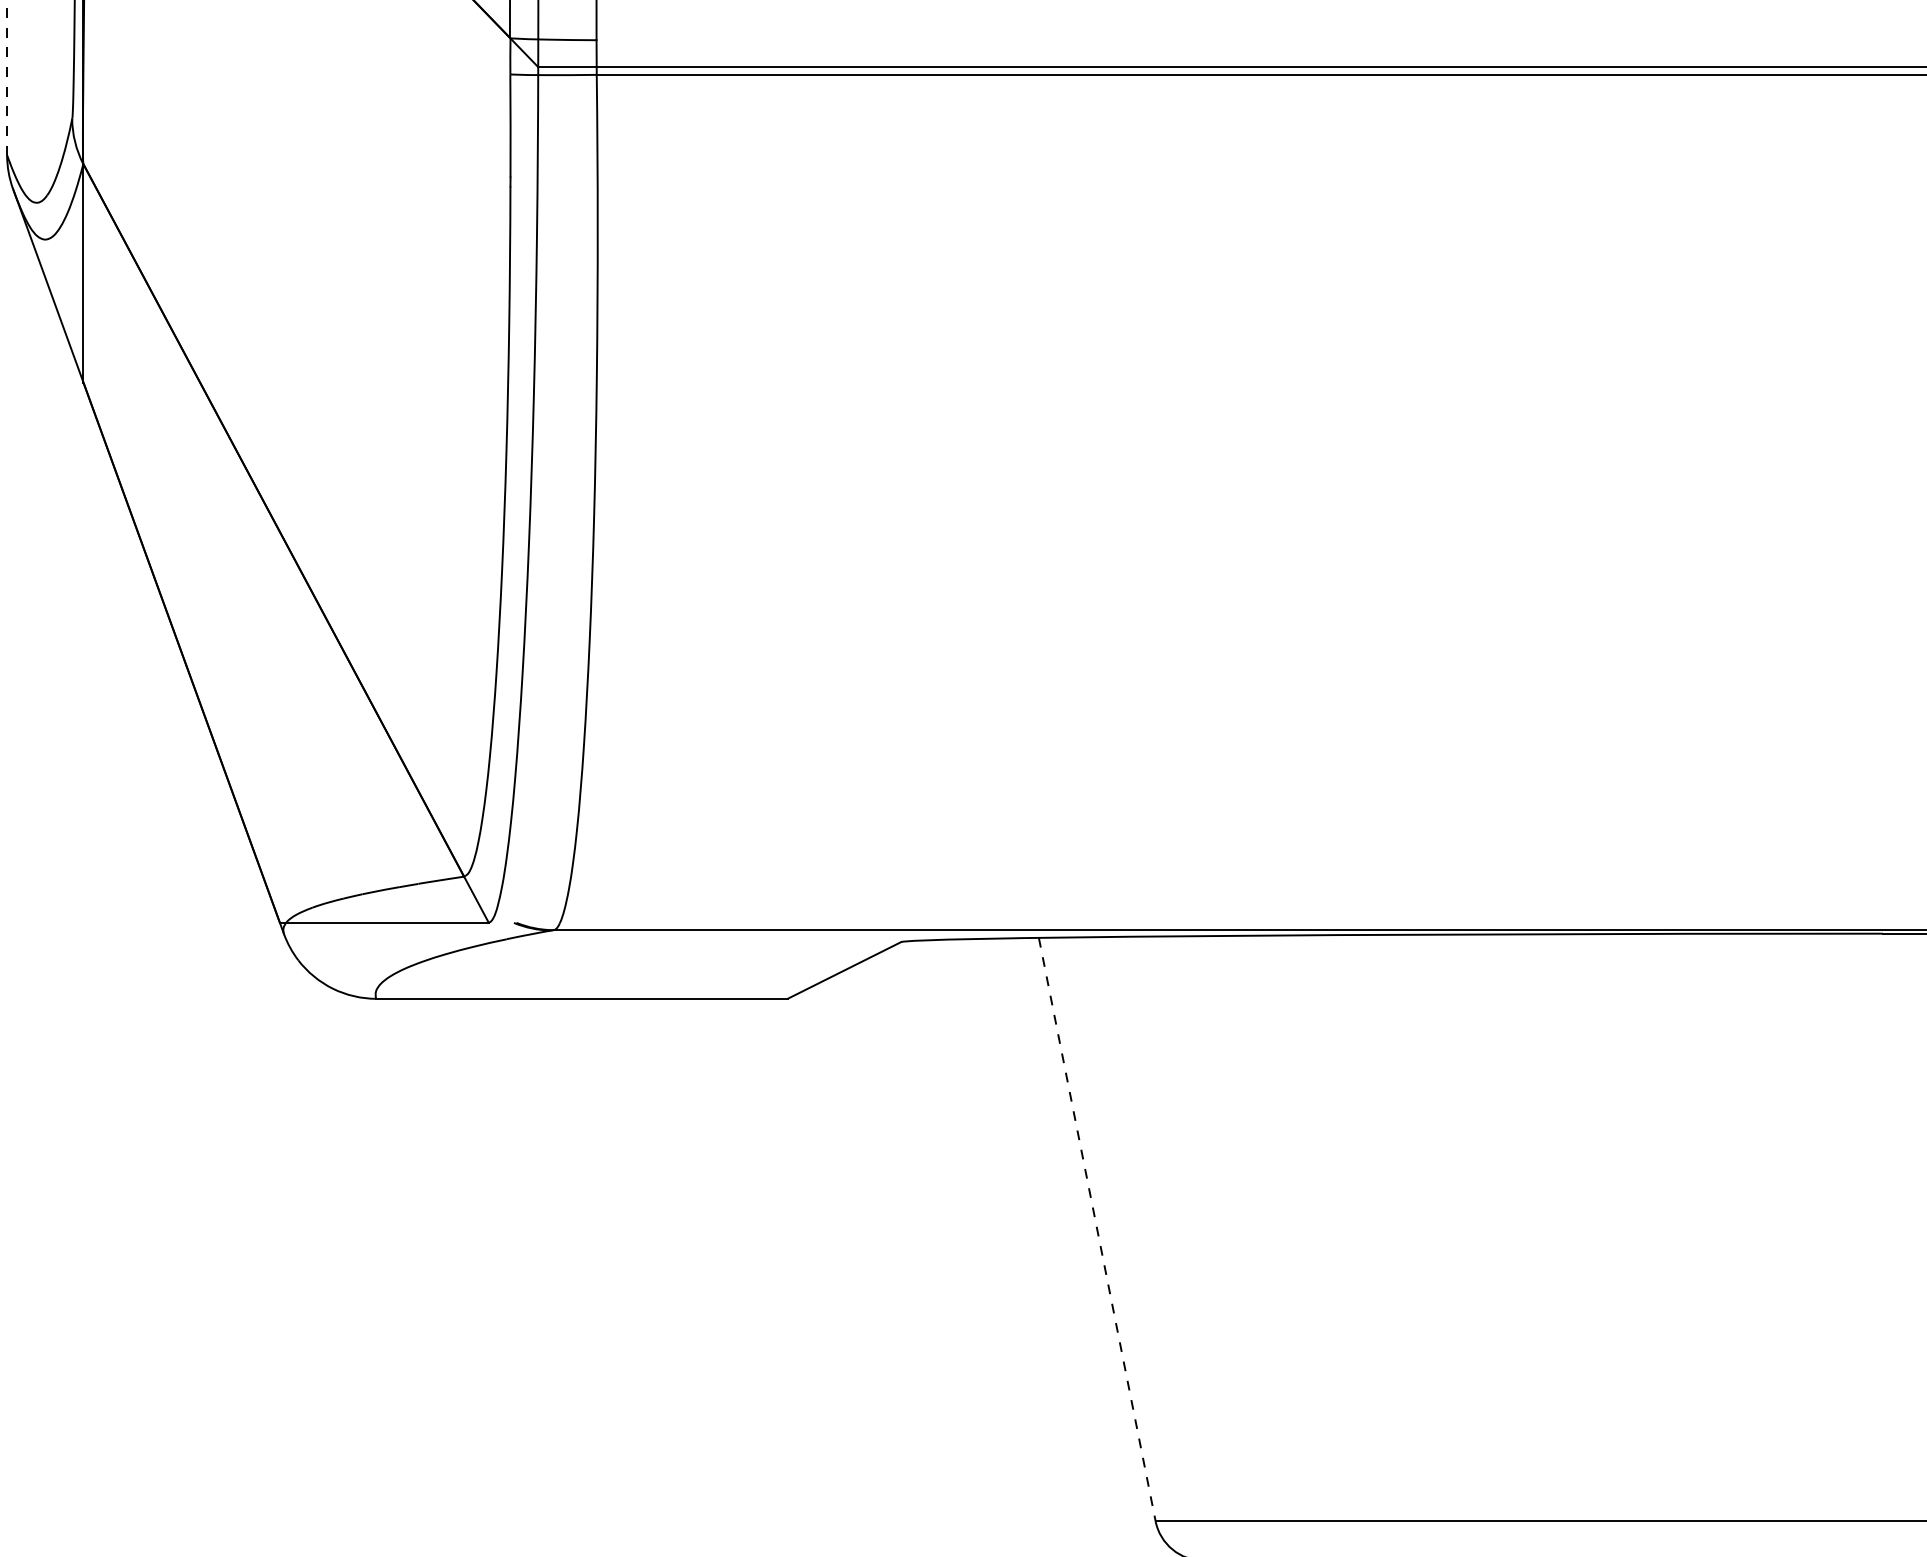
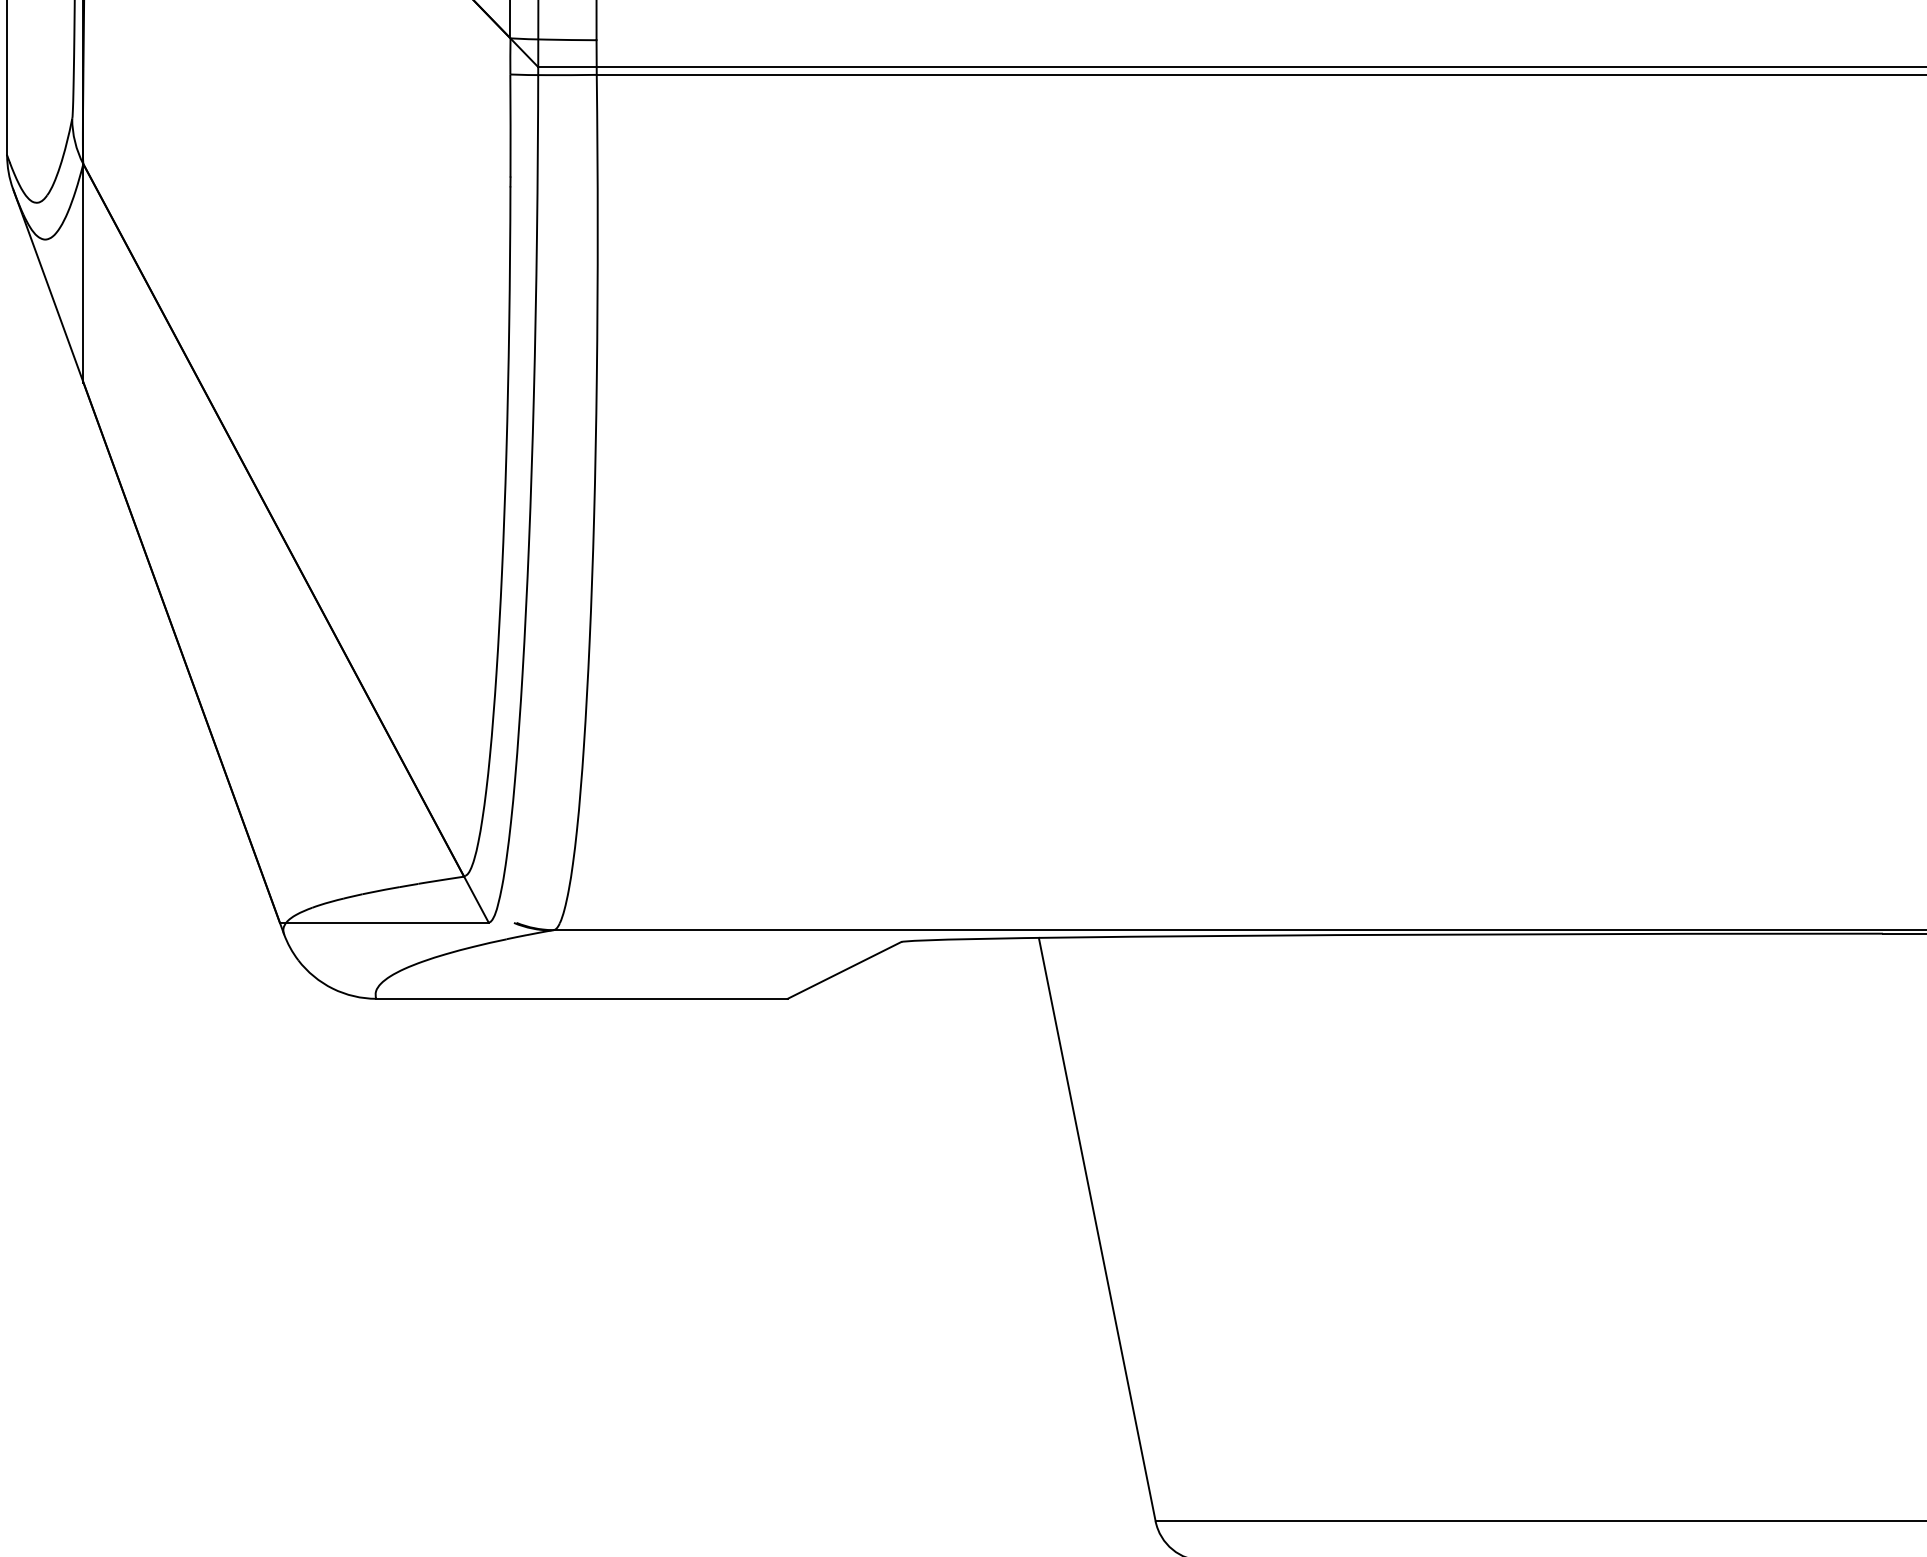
line: dashed -> solid (7, 77)
line: dashed -> solid (1097, 1230)
